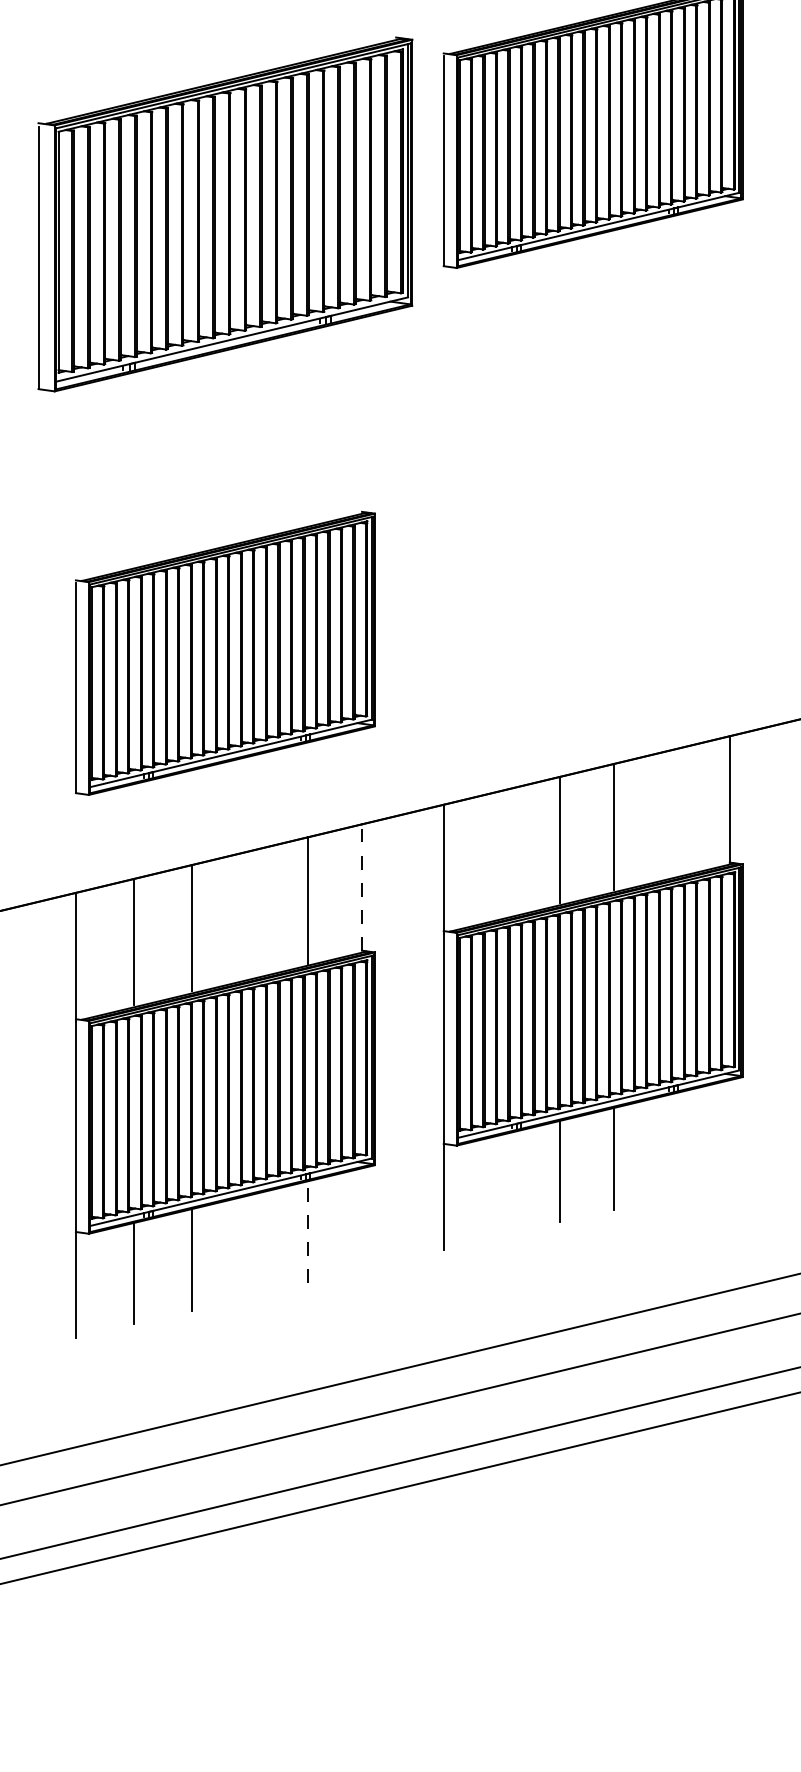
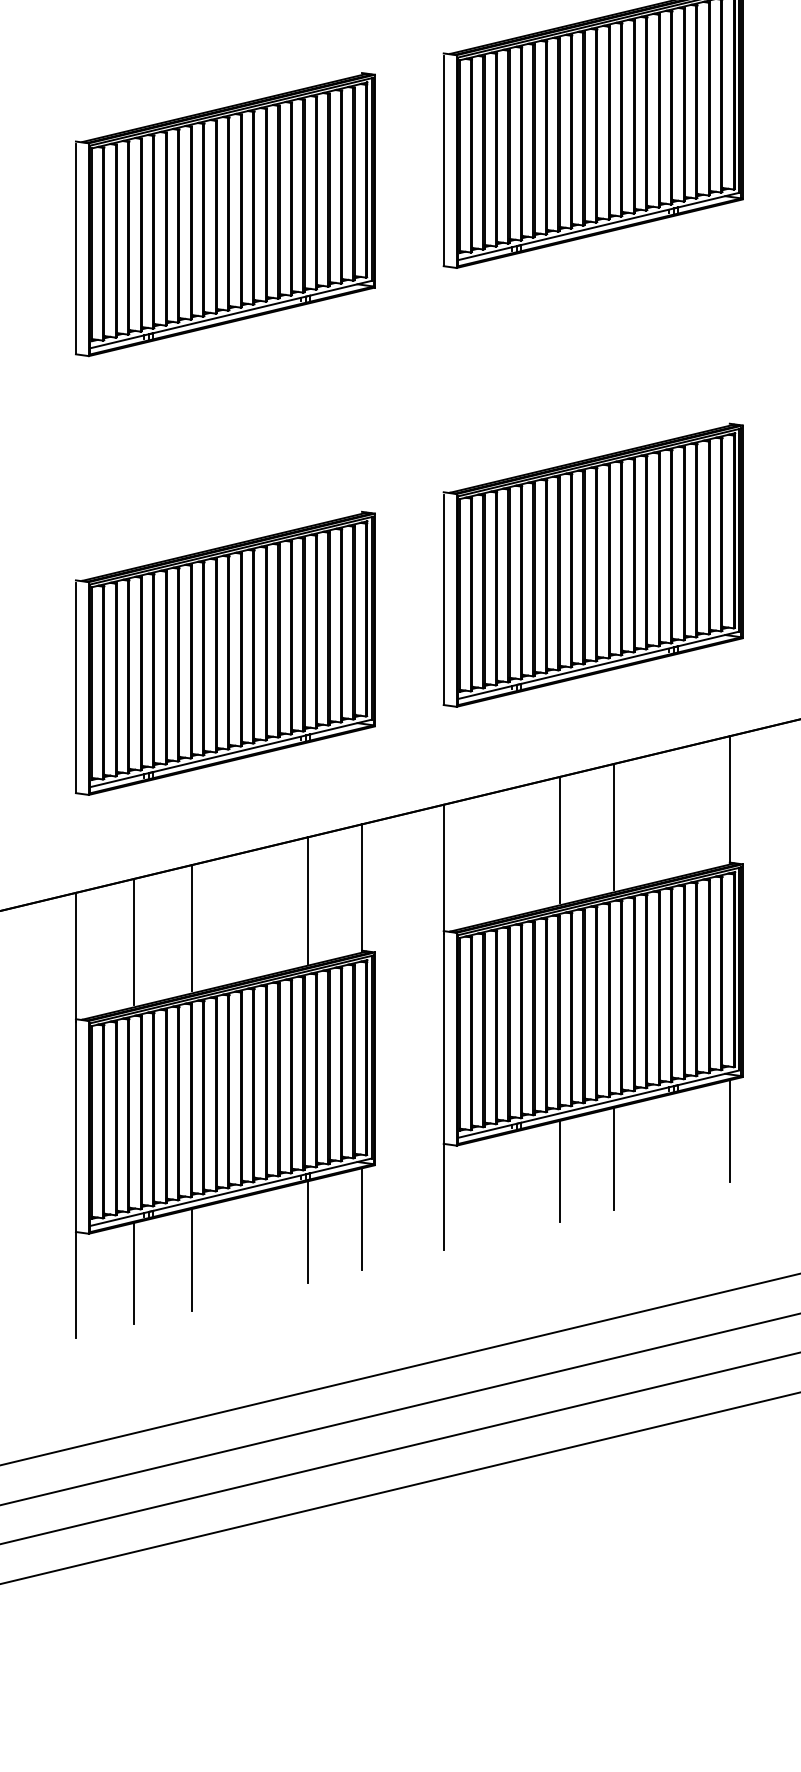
part size: 377x357 px -> 301x286 px (225, 214)
part: none -> present (592, 564)
line: dashed -> solid (361, 887)
line: none -> present (729, 1130)
line: none -> present (361, 1218)
line: dashed -> solid (308, 1232)
line position: (399, 1463) -> (399, 1448) (399, 1448)
